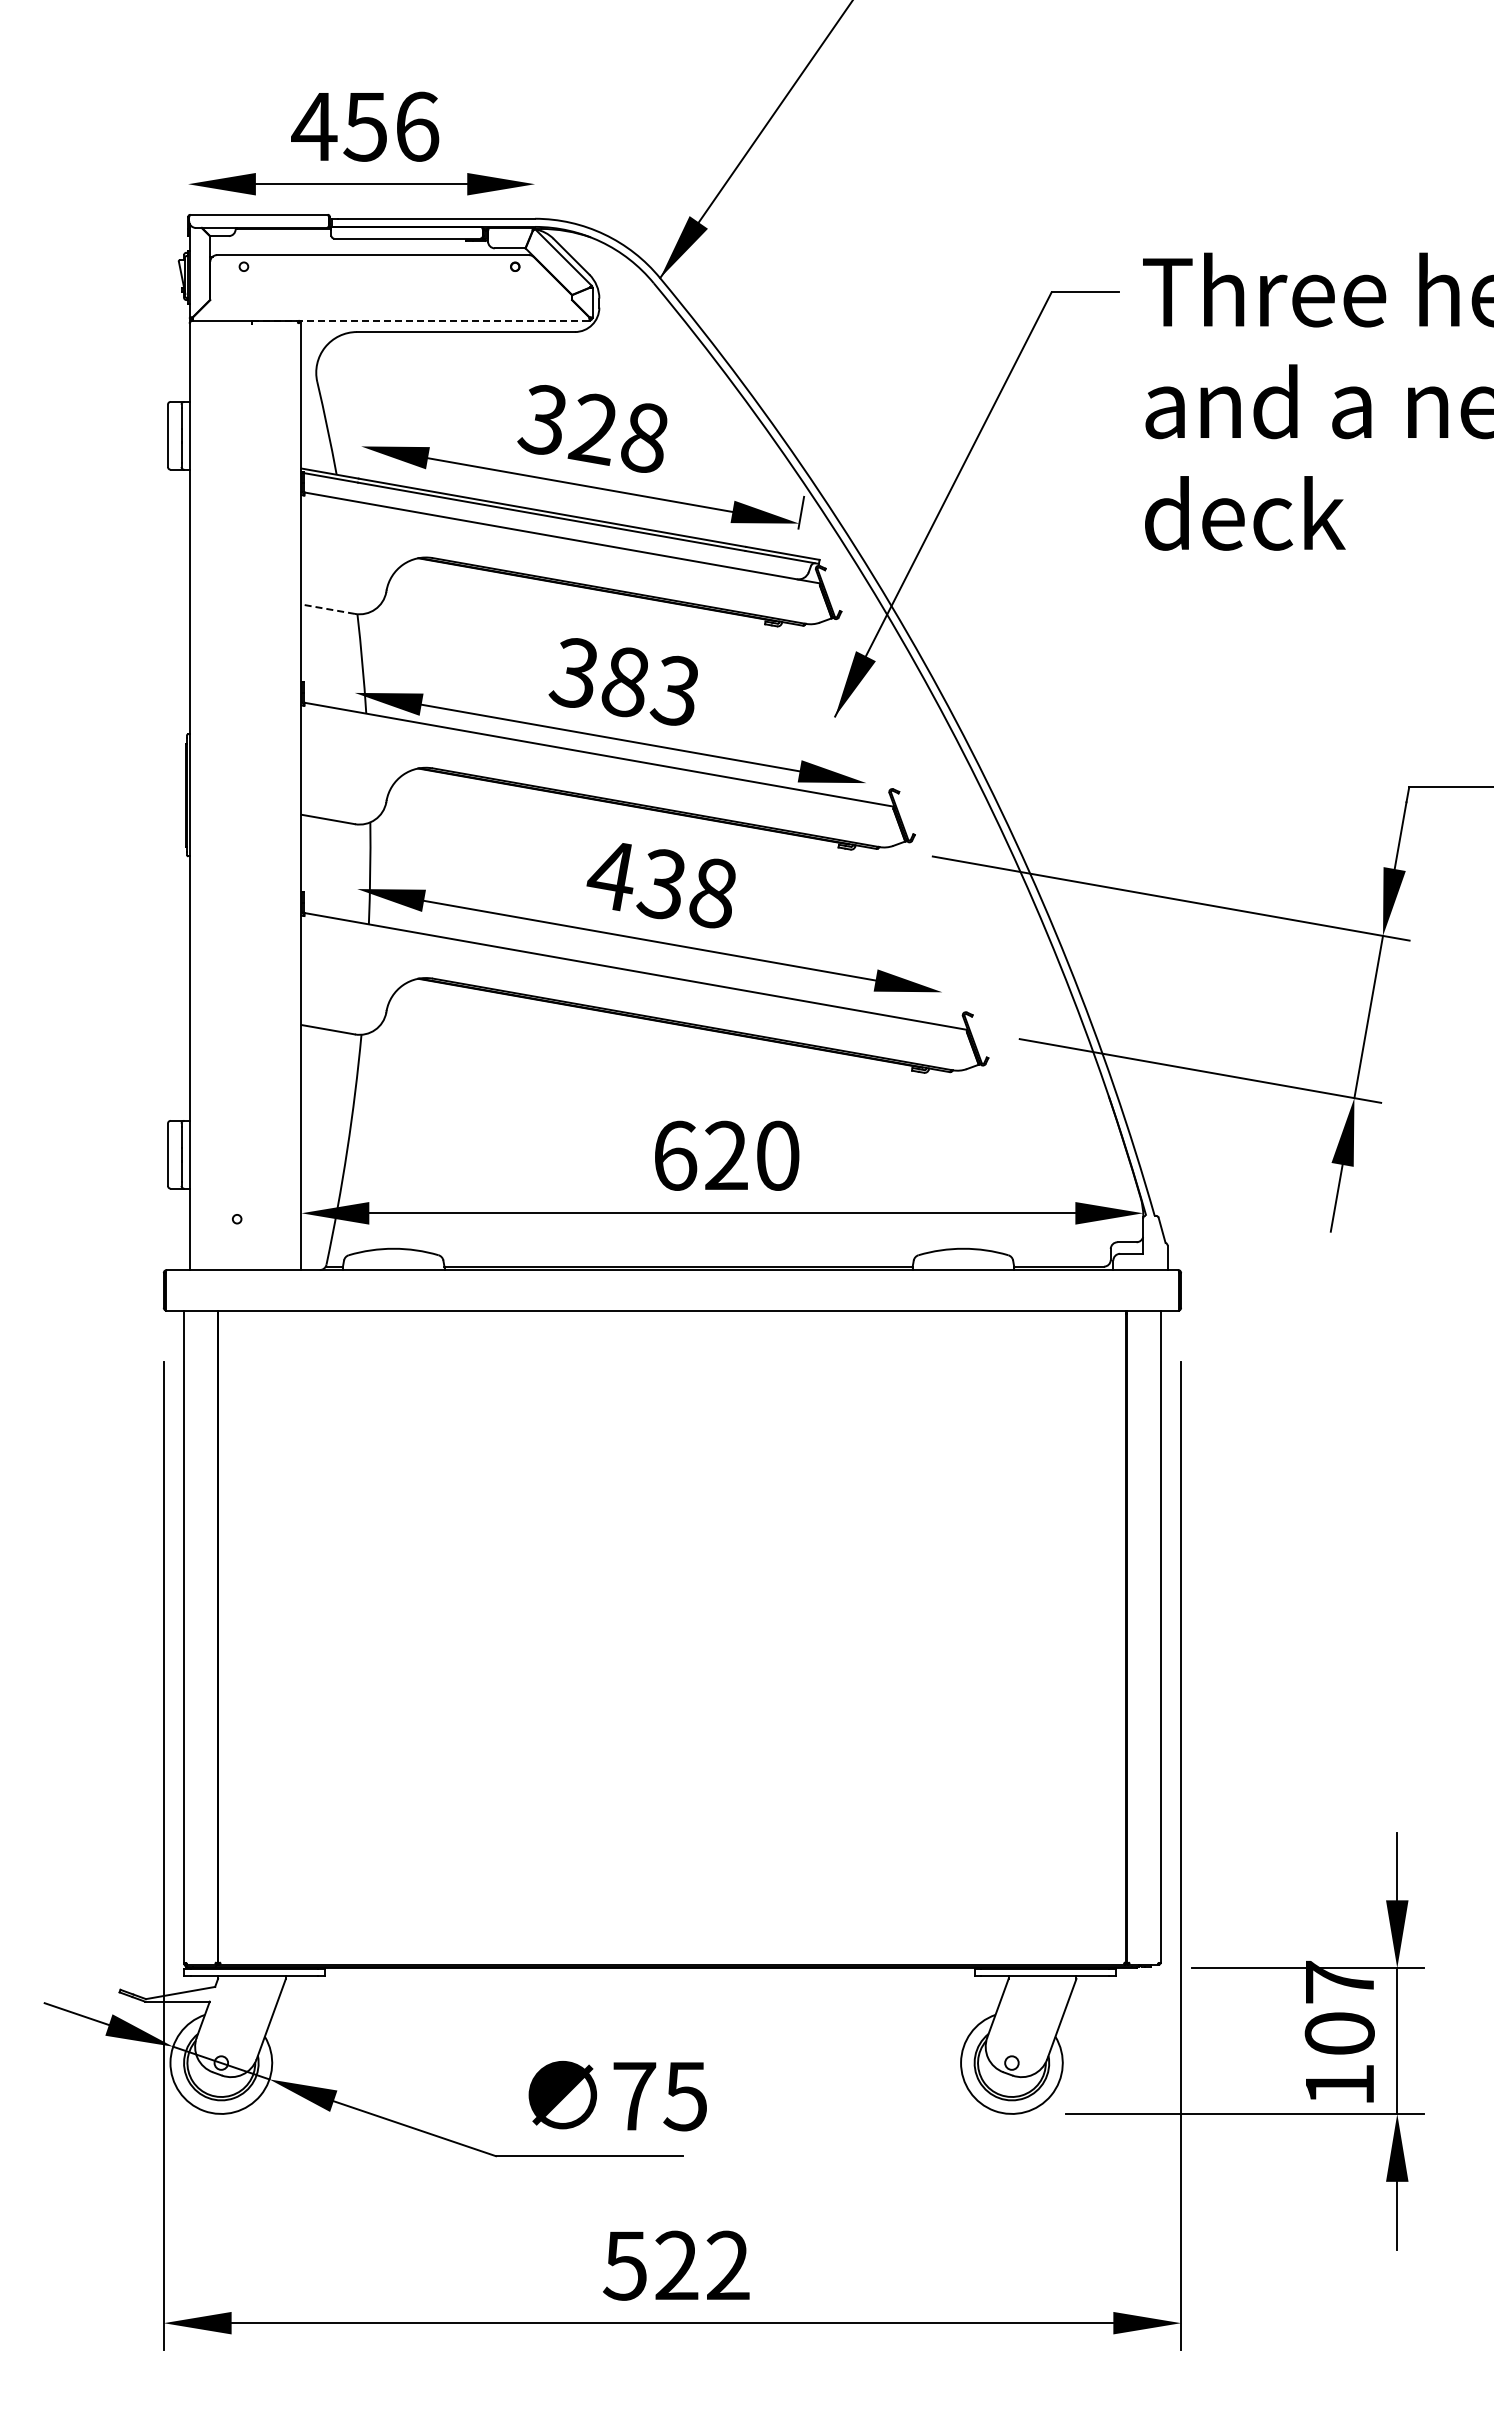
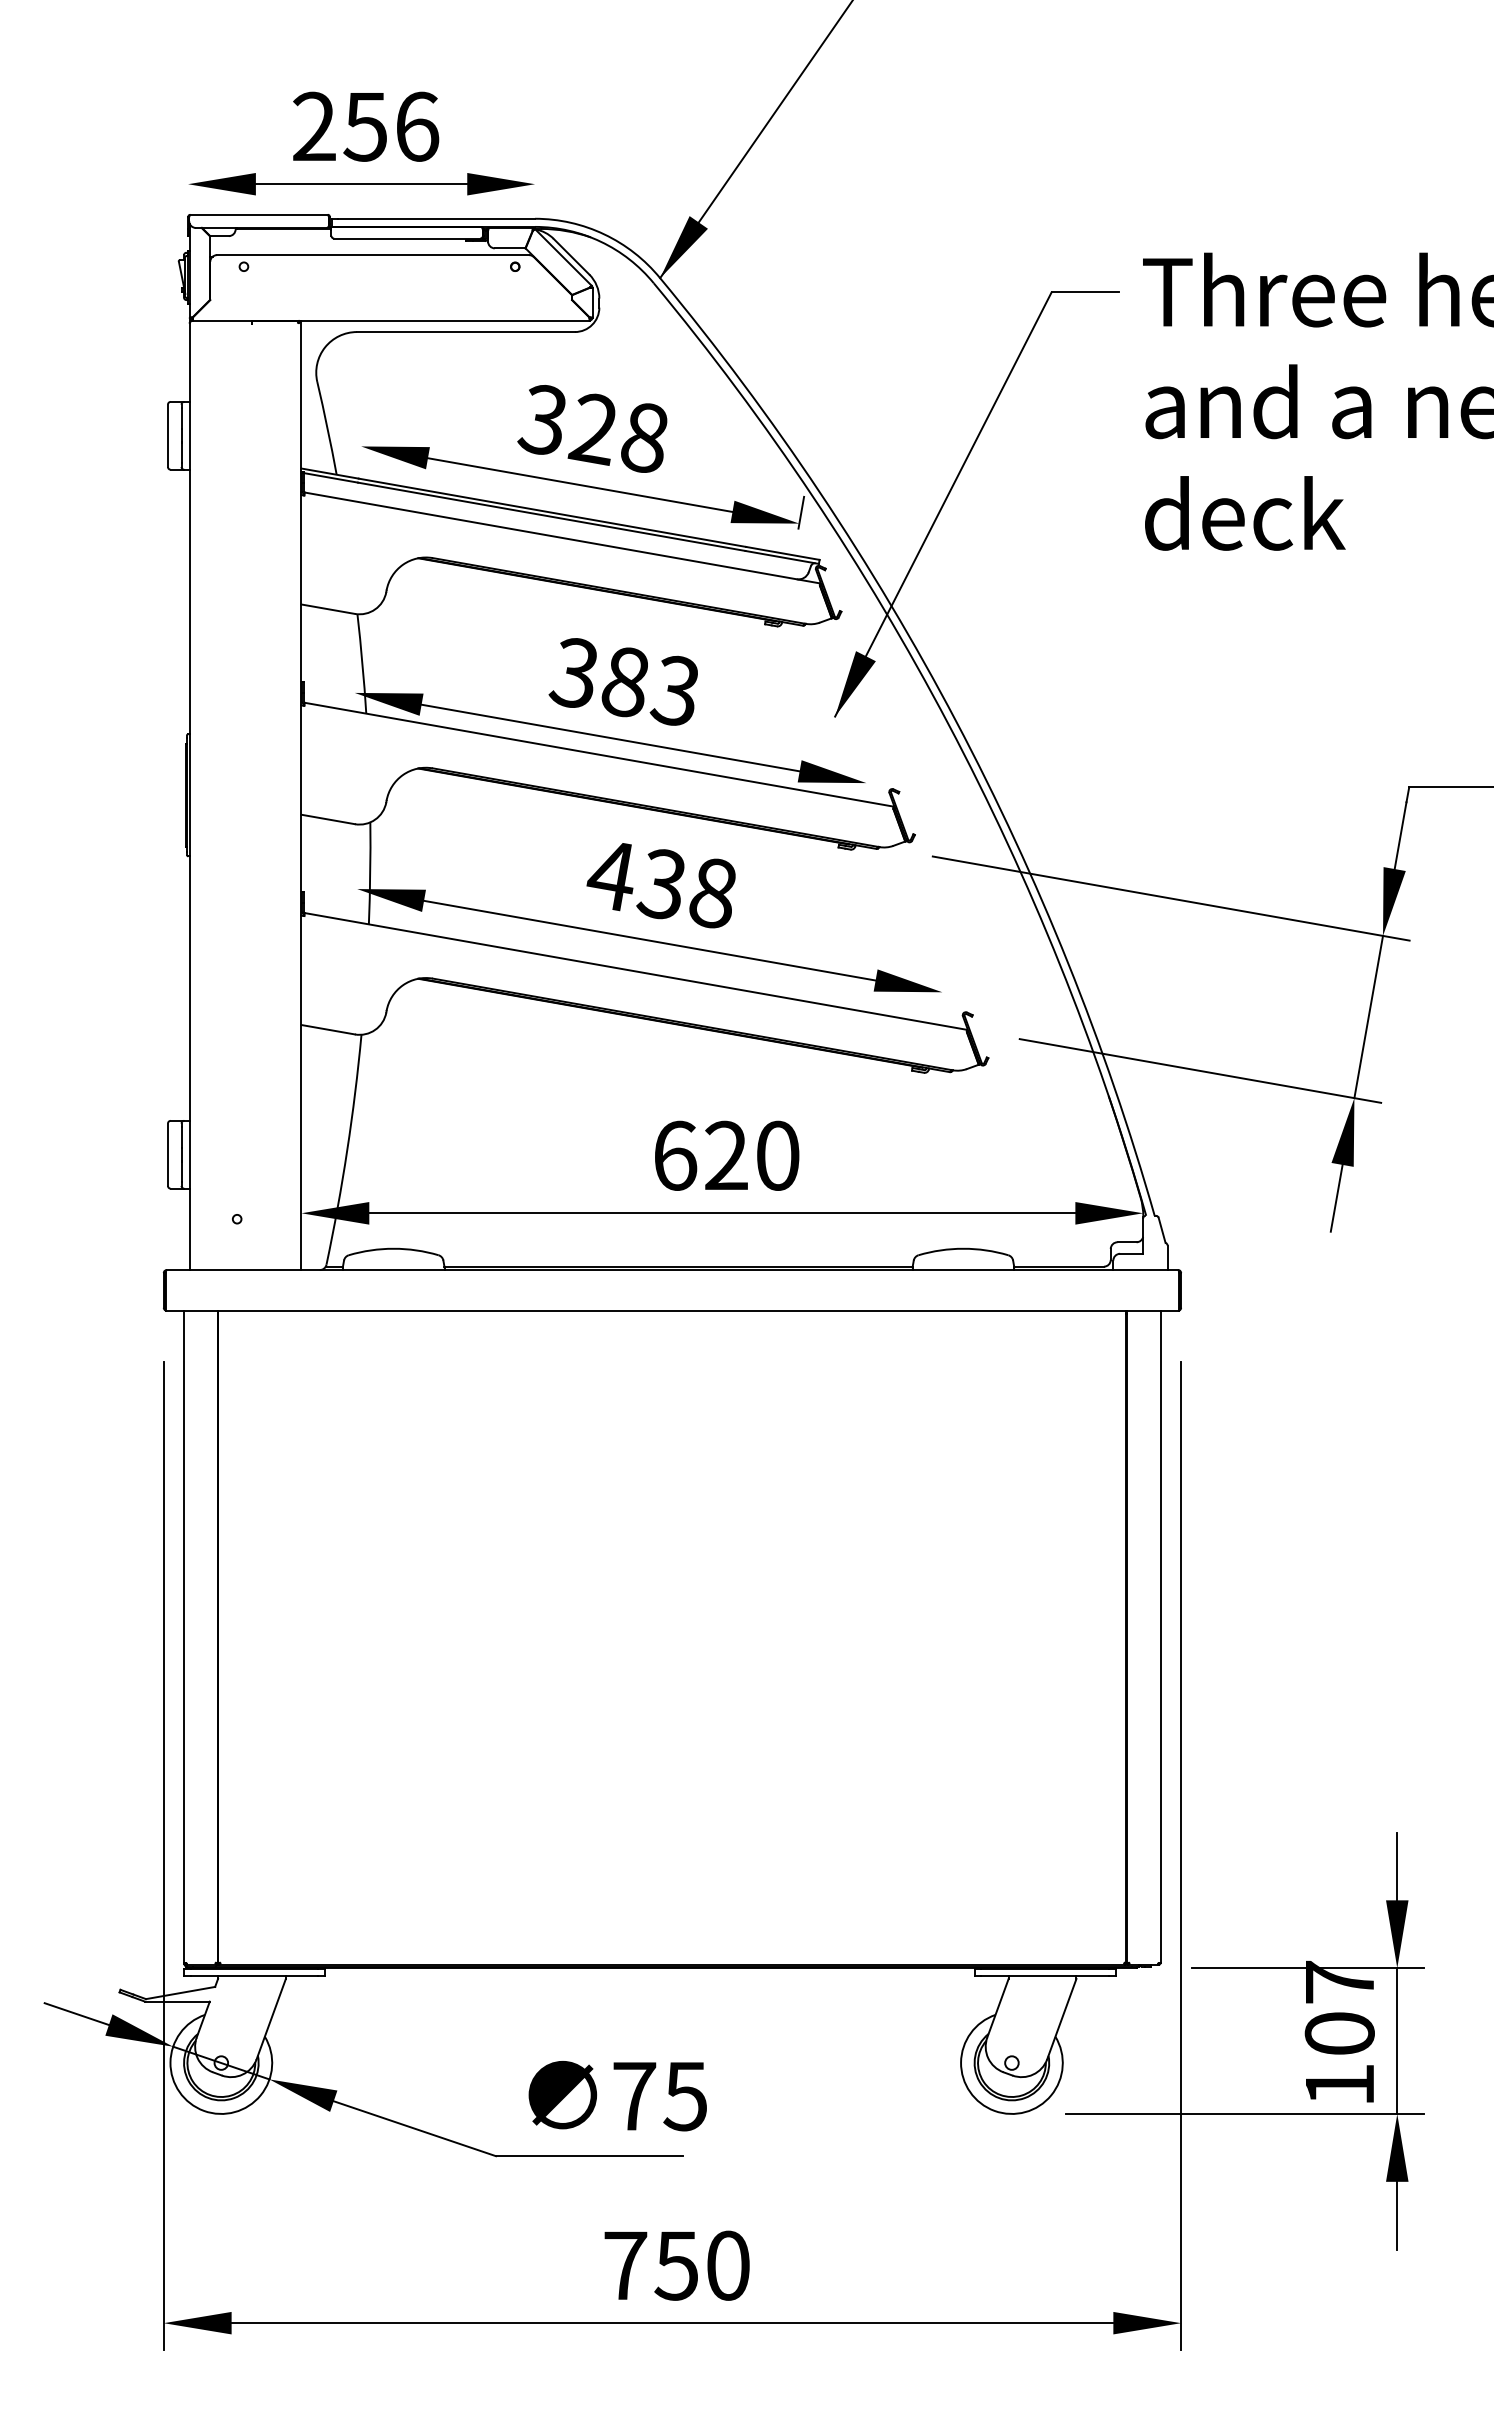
text: 456 -> 256 (314, 125)
line: dashed -> solid (420, 320)
line: dashed -> solid (327, 609)
text: 522 -> 750 (676, 2265)
